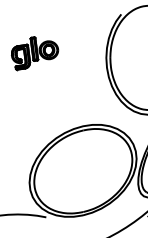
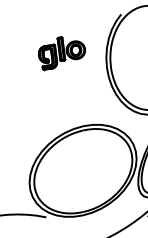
part position: (35, 53) -> (62, 53) (62, 53)
